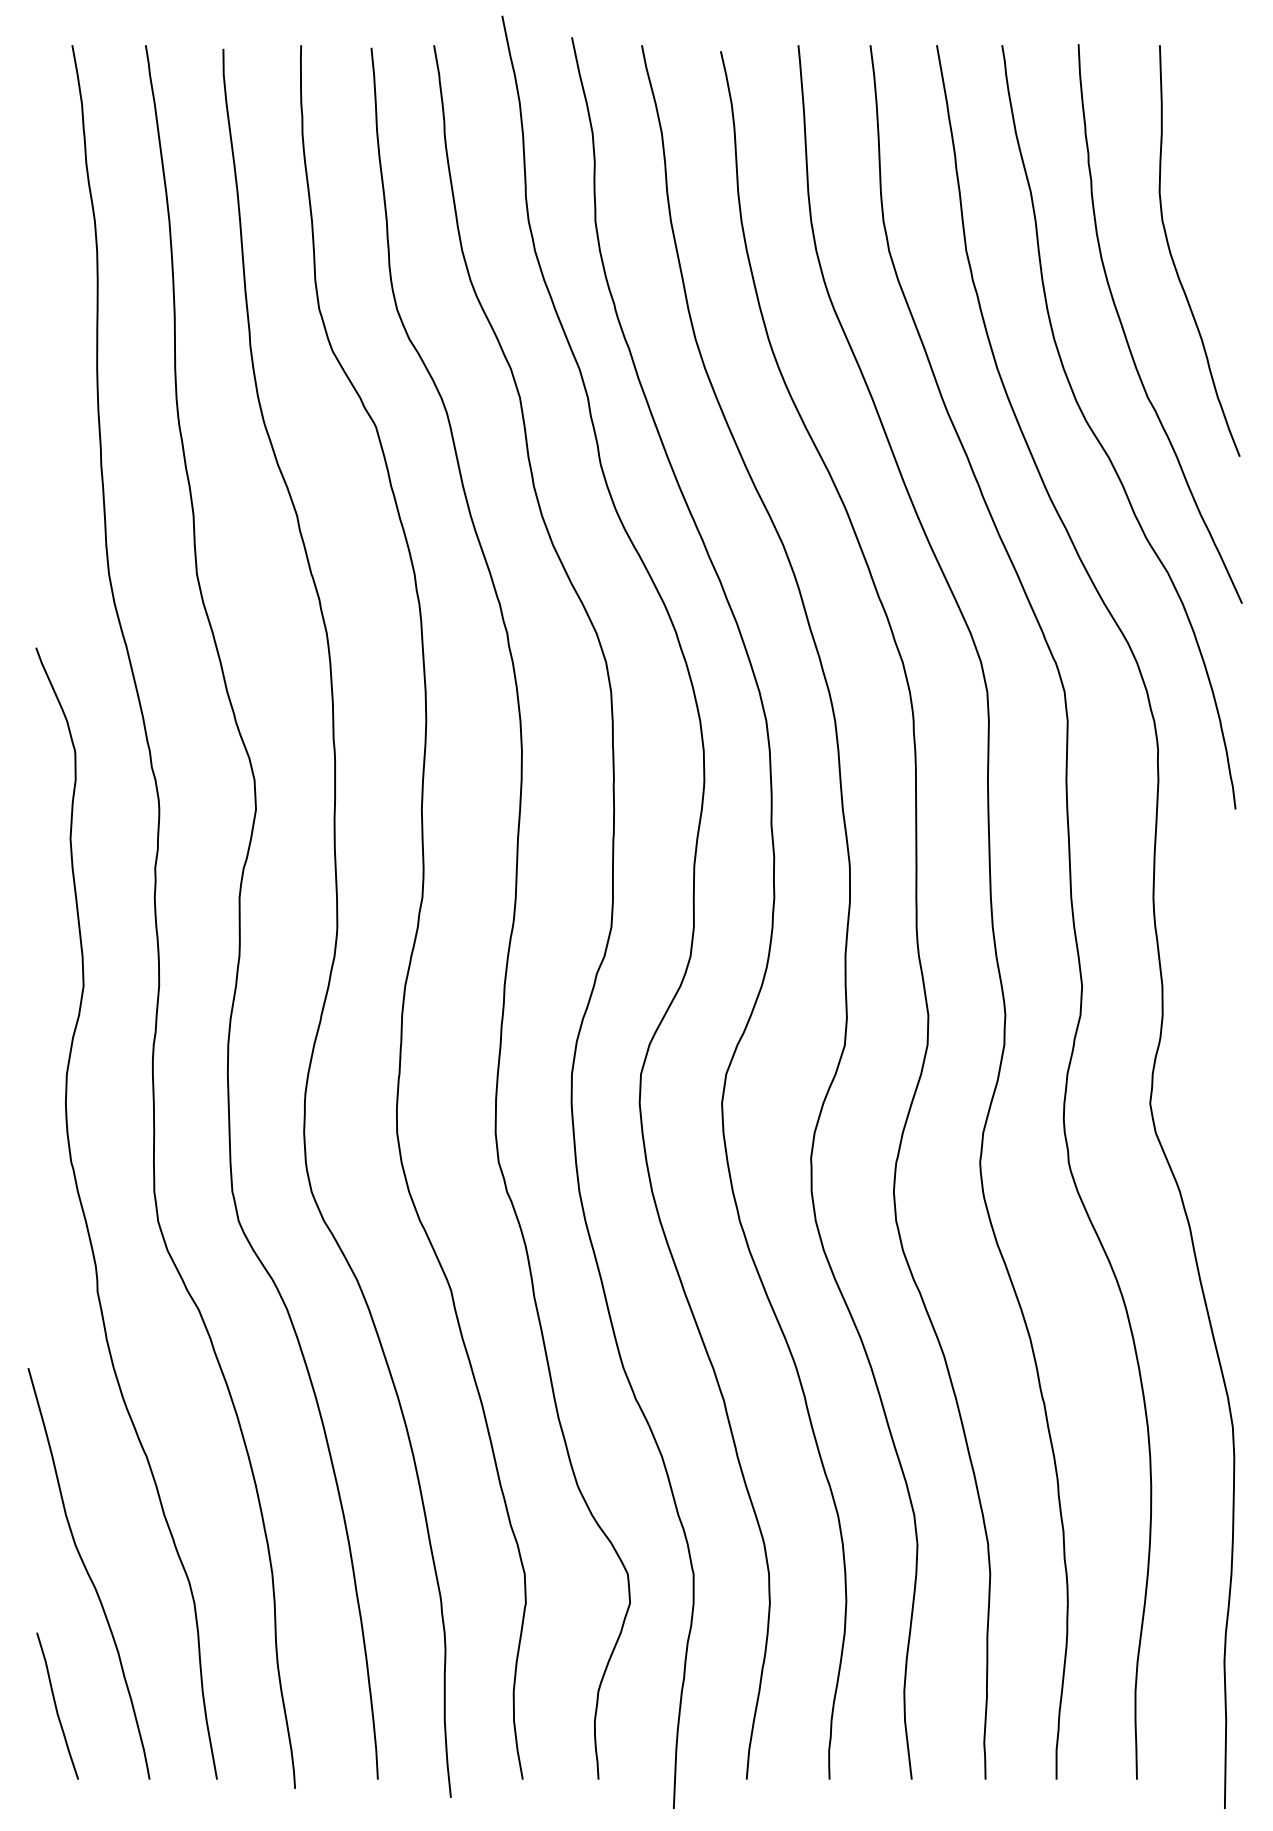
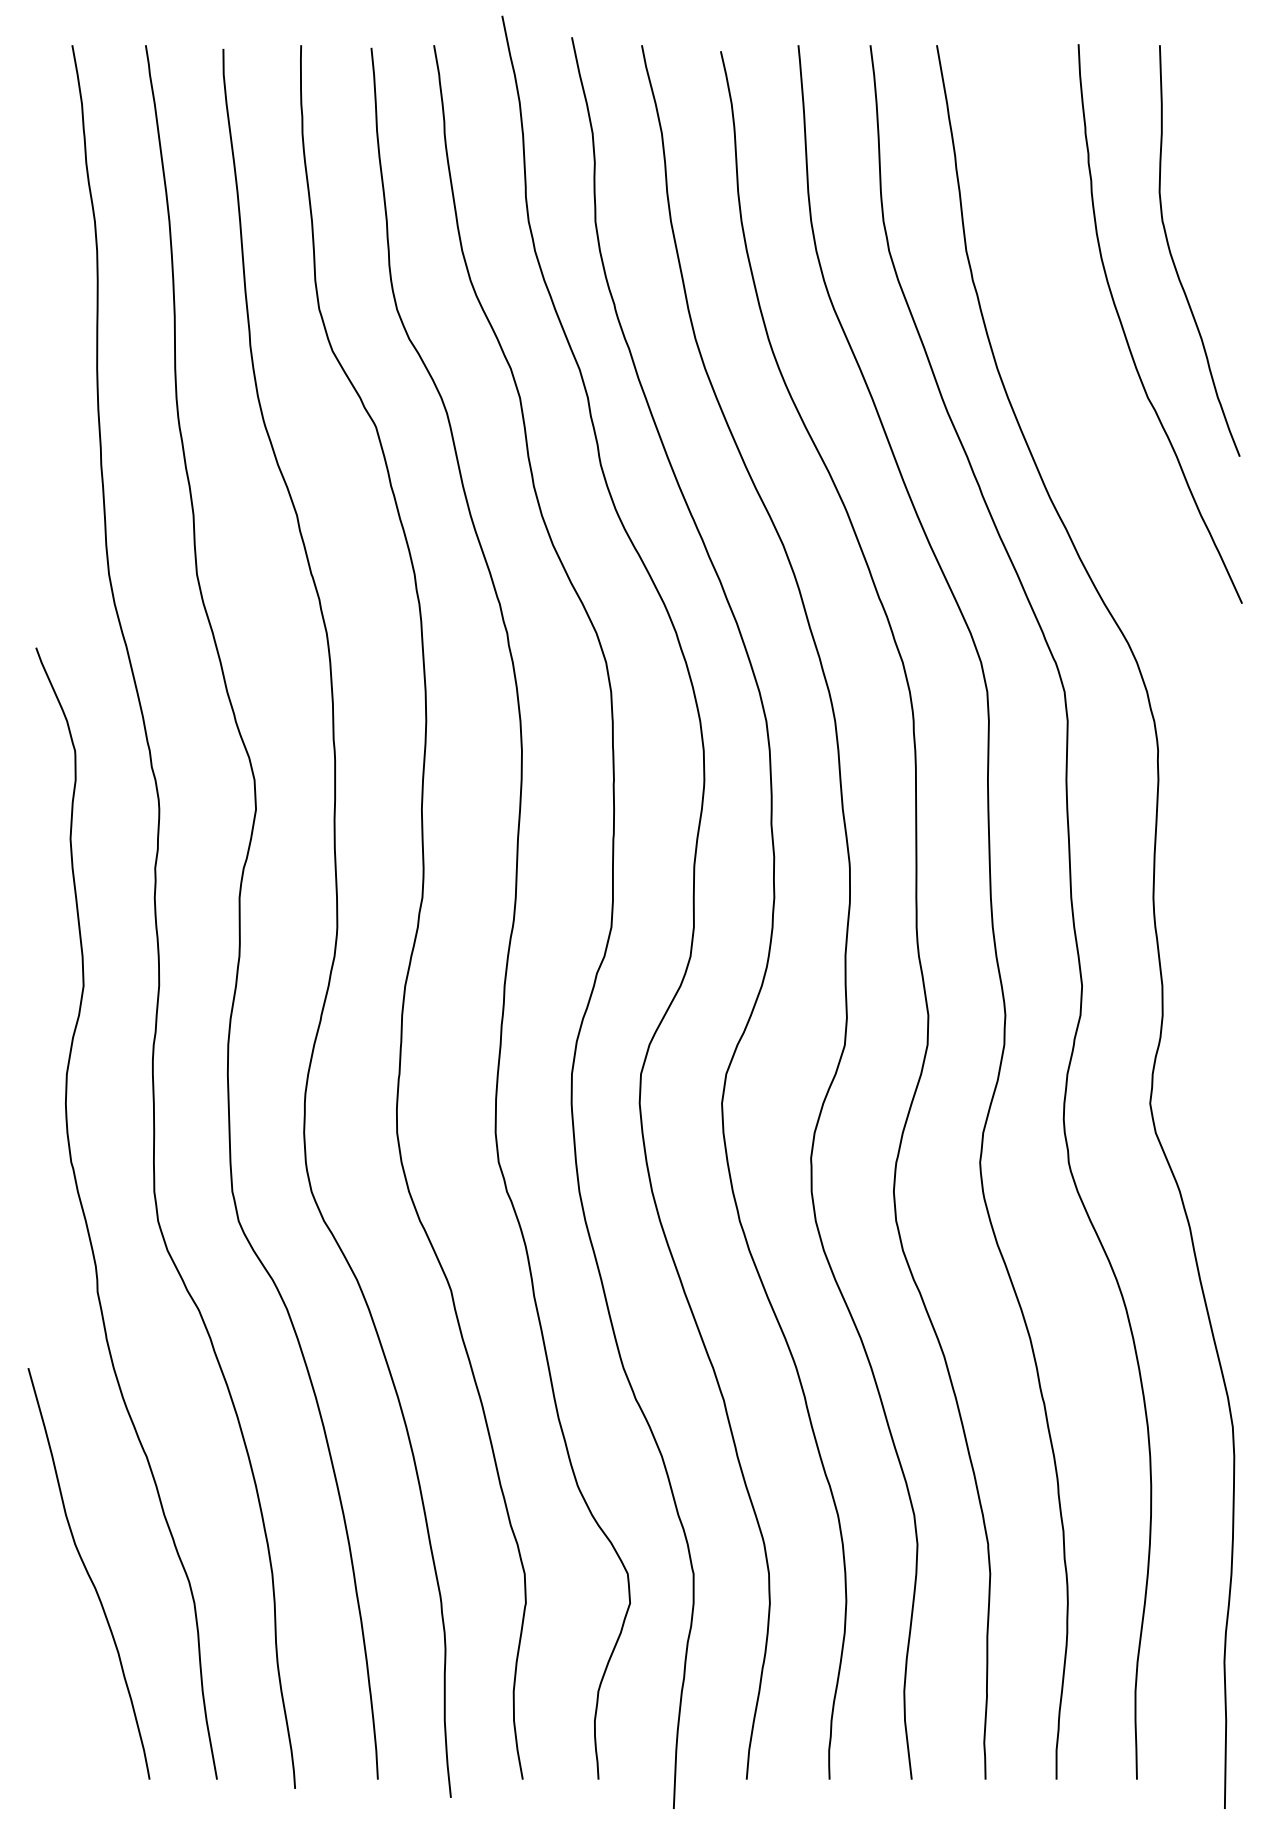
curve: present -> none (1099, 440)
curve: present -> none (56, 1705)
